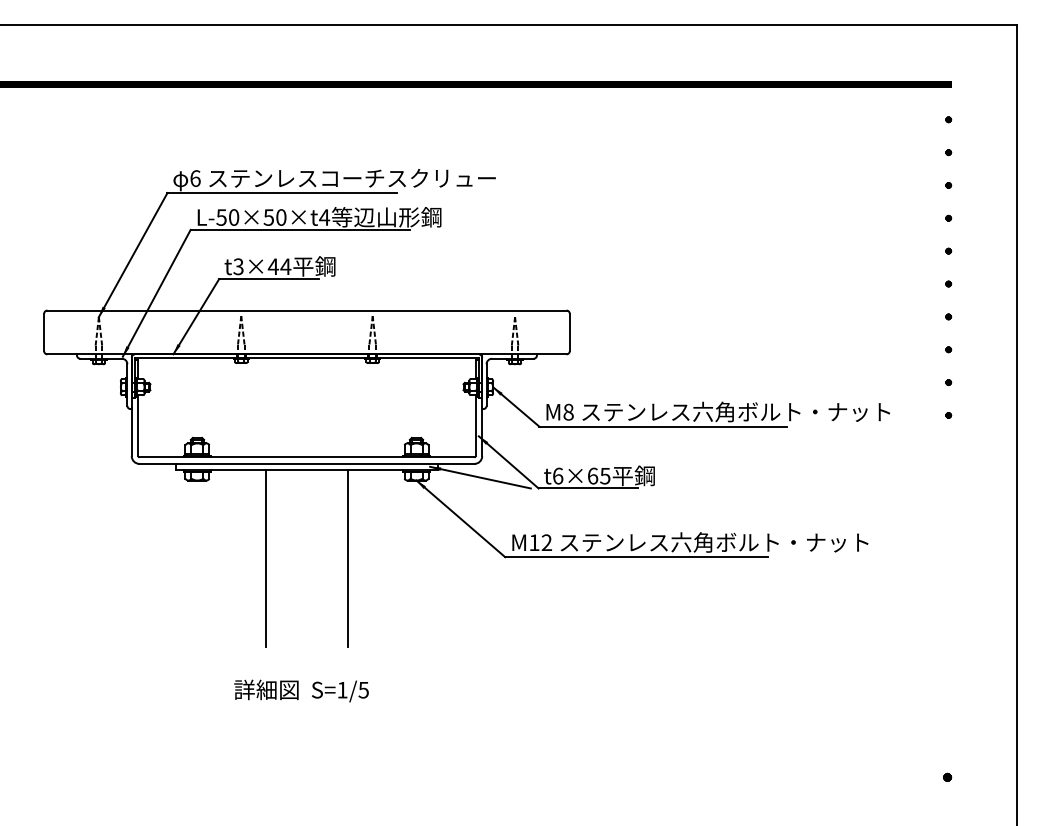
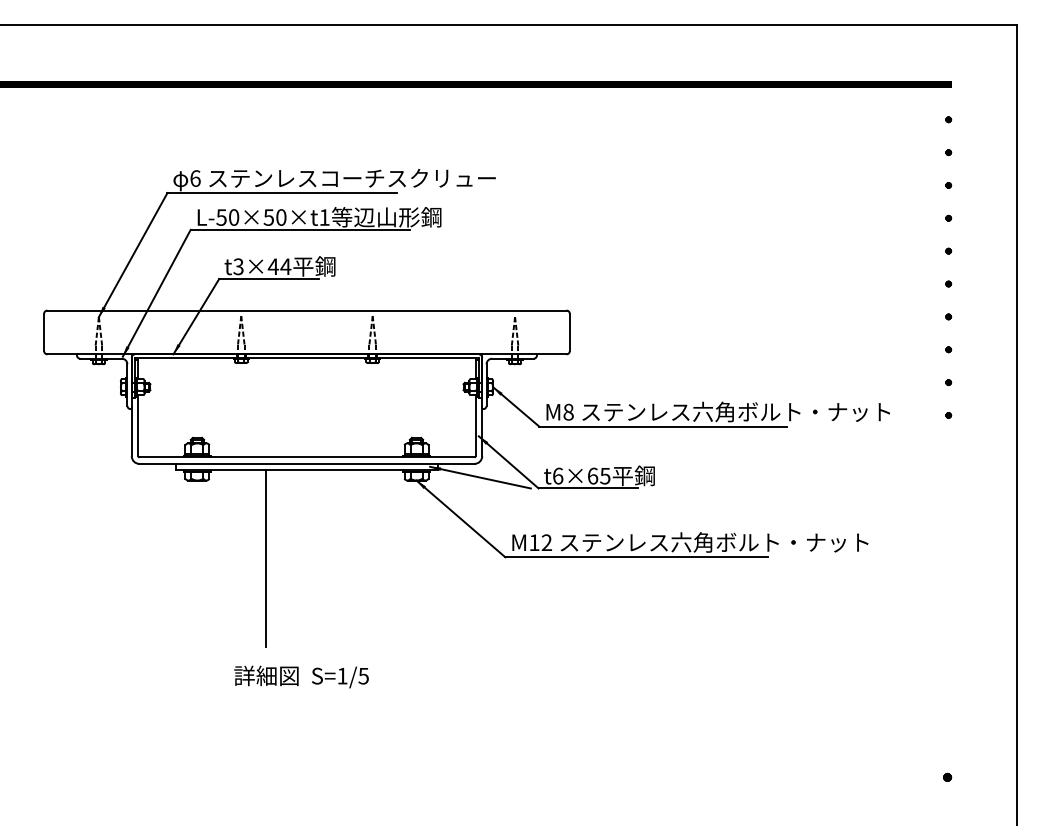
text: L-50×50×t4 -> L-50×50×t1 (324, 217)
line: present -> none (348, 558)
text position: (301, 690) -> (301, 676) (301, 676)
